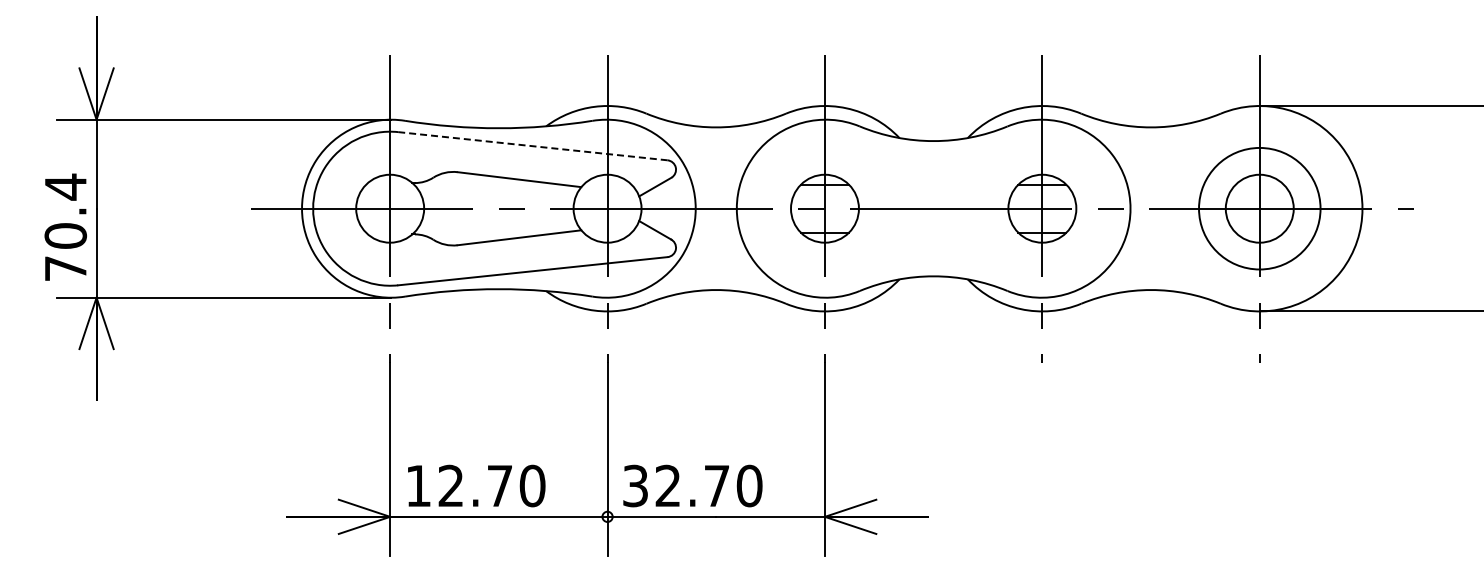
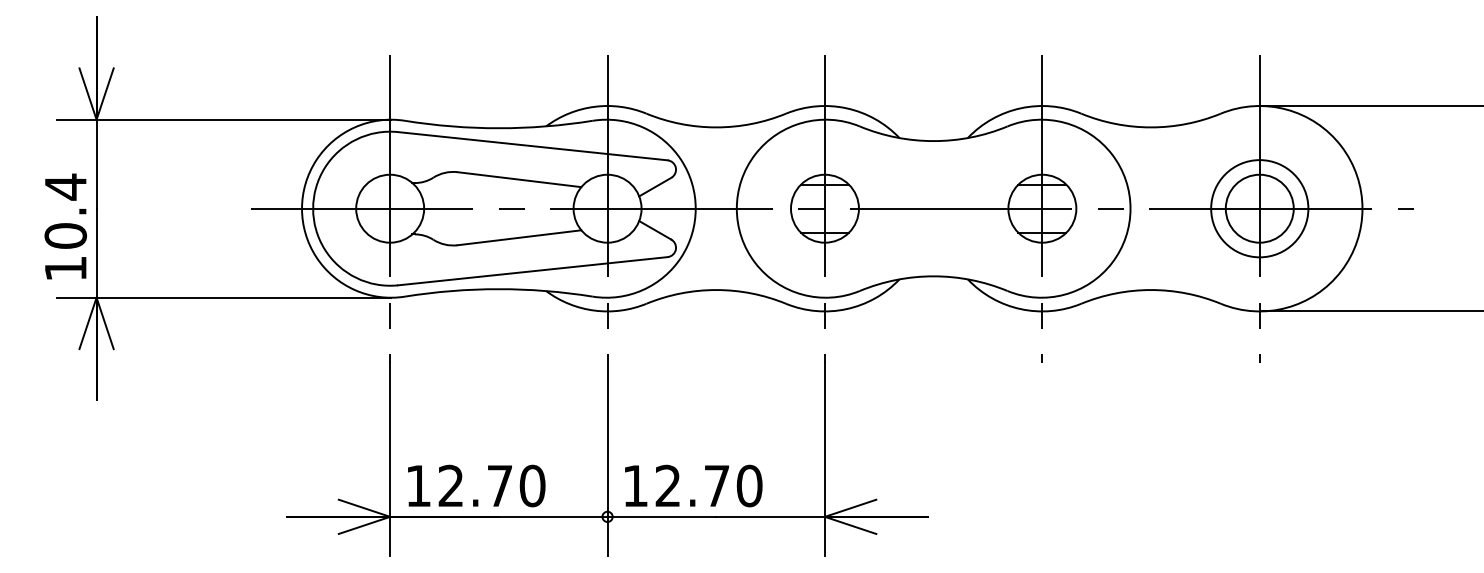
line: dashed -> solid (533, 146)
circle diameter: 122 px -> 97 px (1259, 208)
text: 70.4 -> 10.4 (65, 268)
text: 32.70 -> 12.70 (635, 485)
